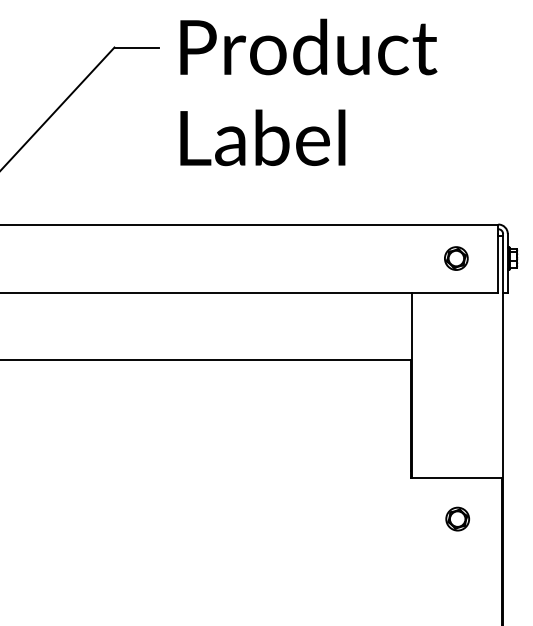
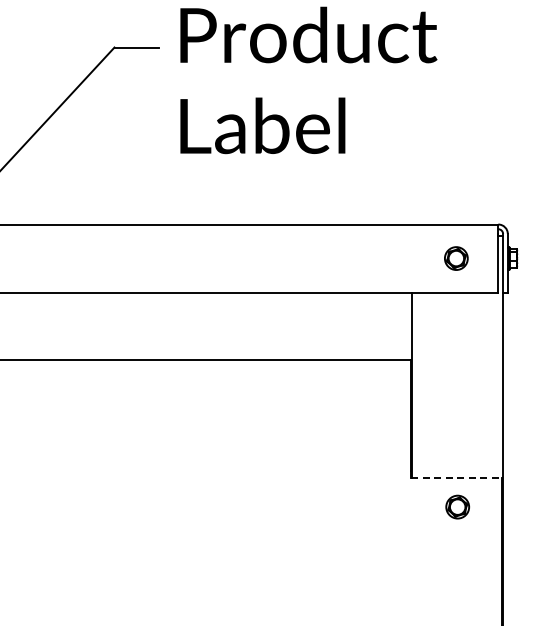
text position: (308, 92) -> (308, 80) (308, 80)
line: solid -> dashed (456, 477)
part position: (457, 518) -> (457, 506) (457, 506)
